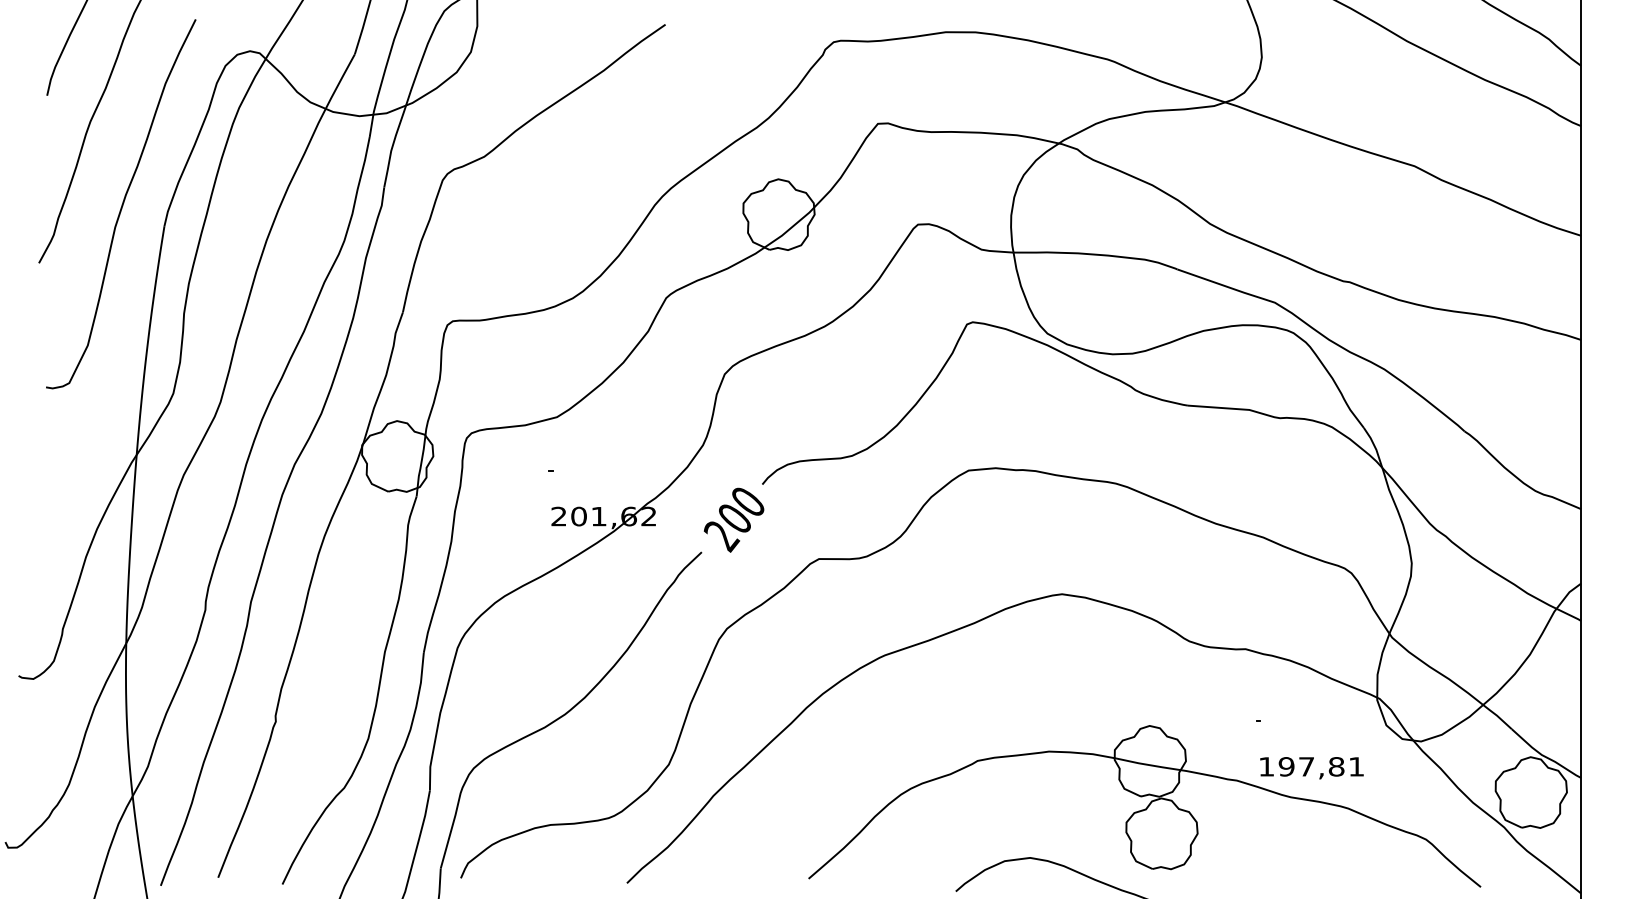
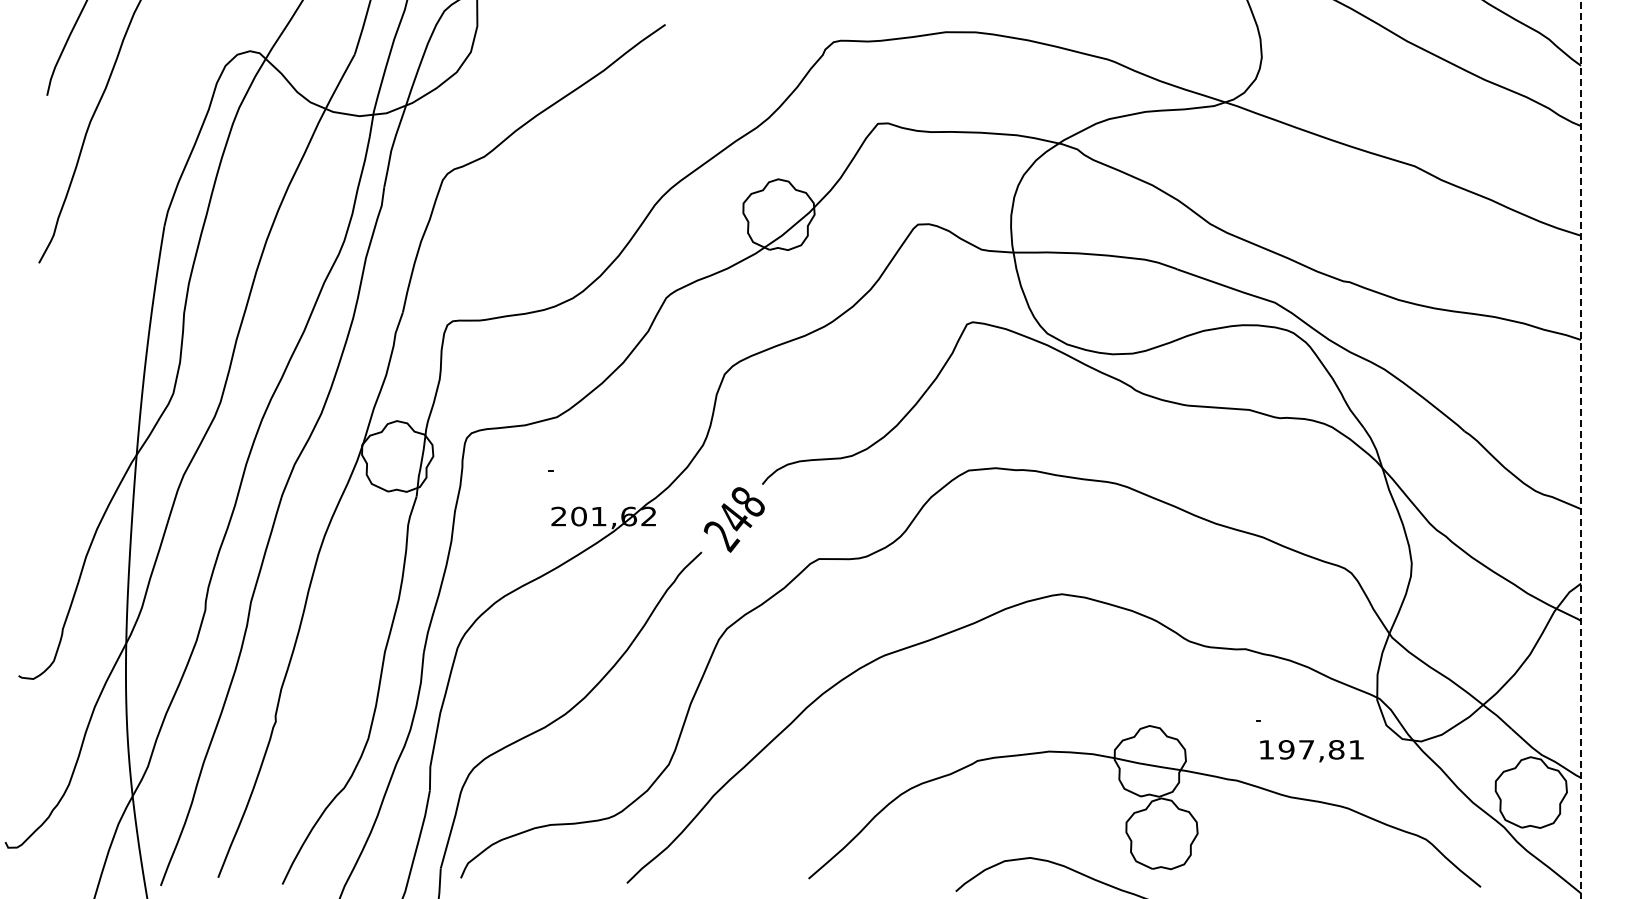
curve: present -> none (121, 204)
line: solid -> dashed (1581, 449)
text: 200 -> 248 (741, 509)
text position: (1311, 768) -> (1311, 751) (1311, 751)
